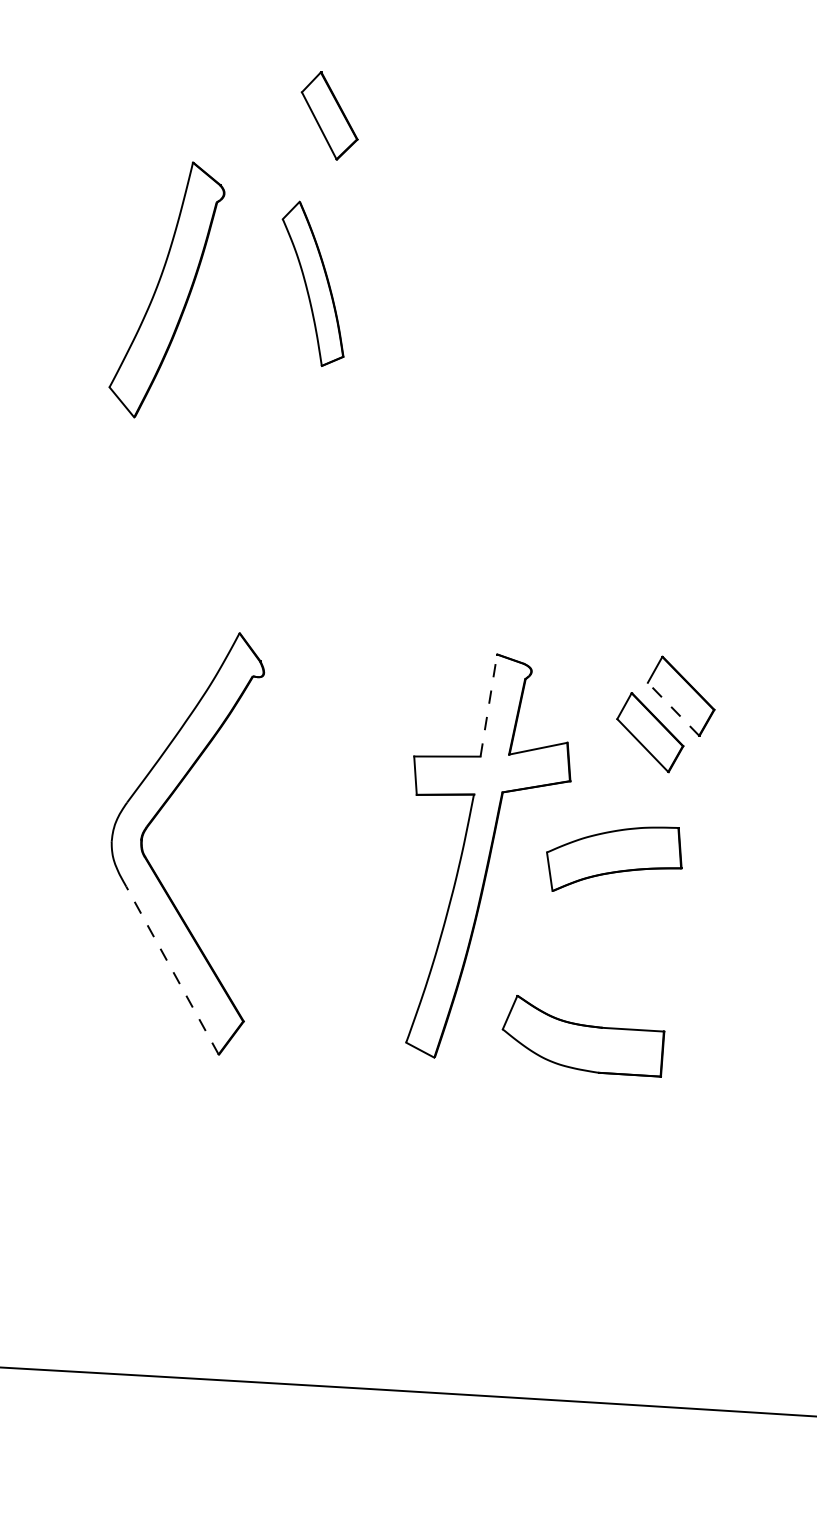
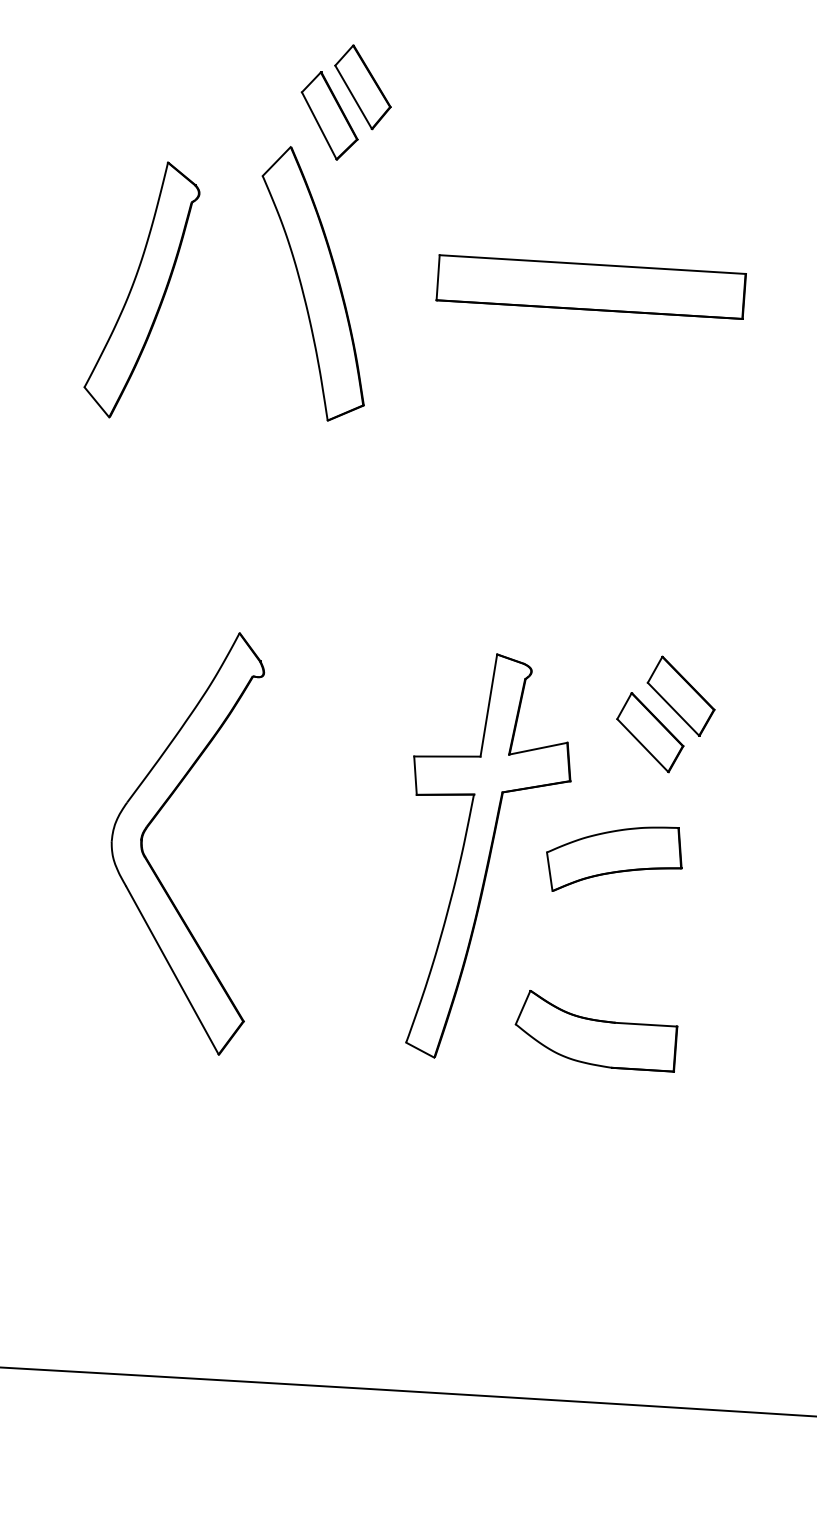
part: none -> present (362, 87)
part size: 64x167 px -> 104x276 px (312, 283)
part: none -> present (590, 286)
part position: (166, 289) -> (141, 289) (141, 289)
line: dashed -> solid (488, 705)
line: dashed -> solid (673, 709)
line: dashed -> solid (172, 970)
part position: (583, 1036) -> (596, 1031) (596, 1031)
